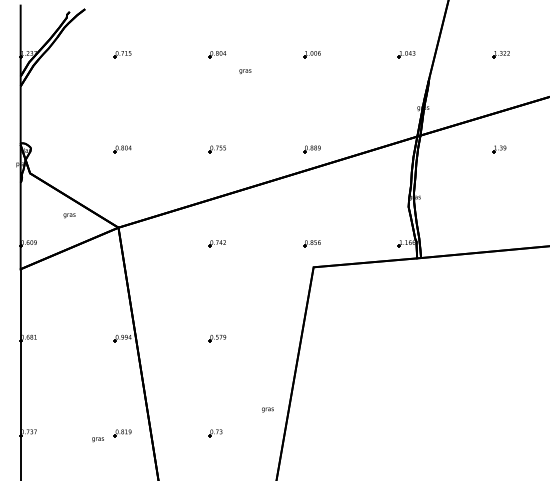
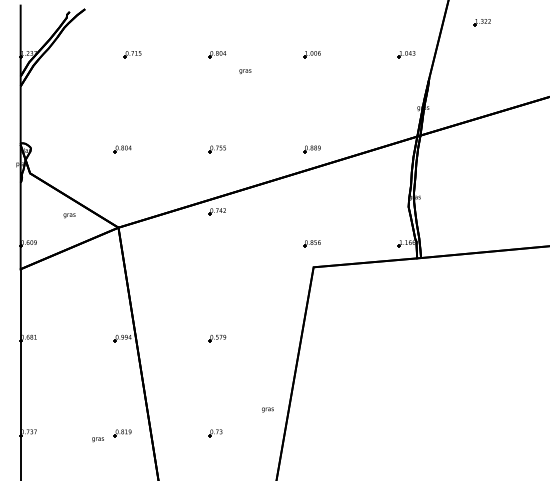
part position: (122, 54) -> (132, 54) (132, 54)
part position: (500, 54) -> (481, 22) (481, 22)
part: present -> none (499, 149)
part position: (216, 243) -> (216, 211) (216, 211)
